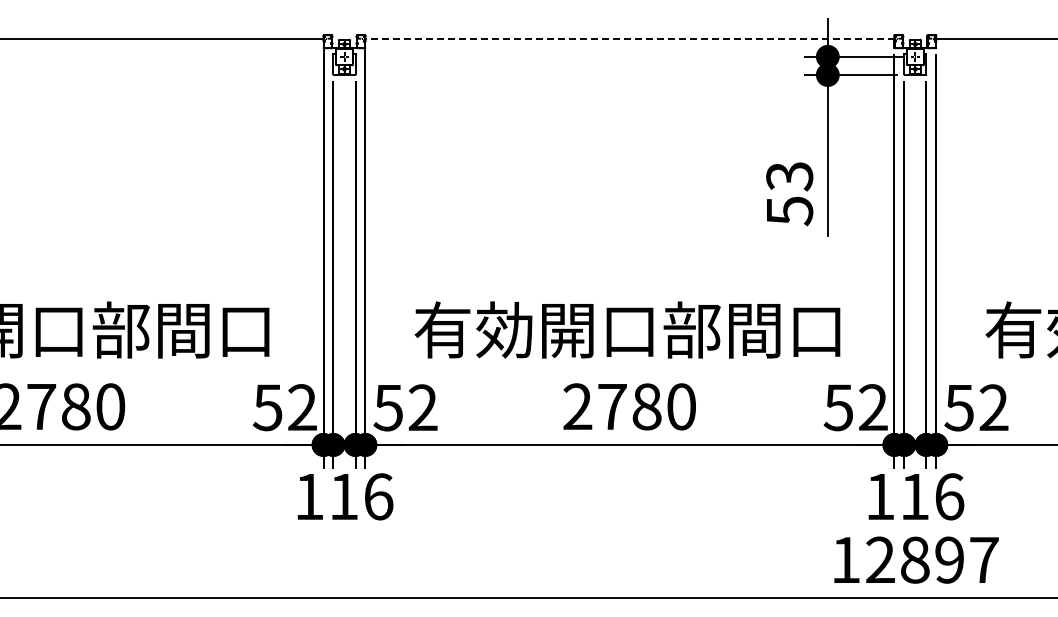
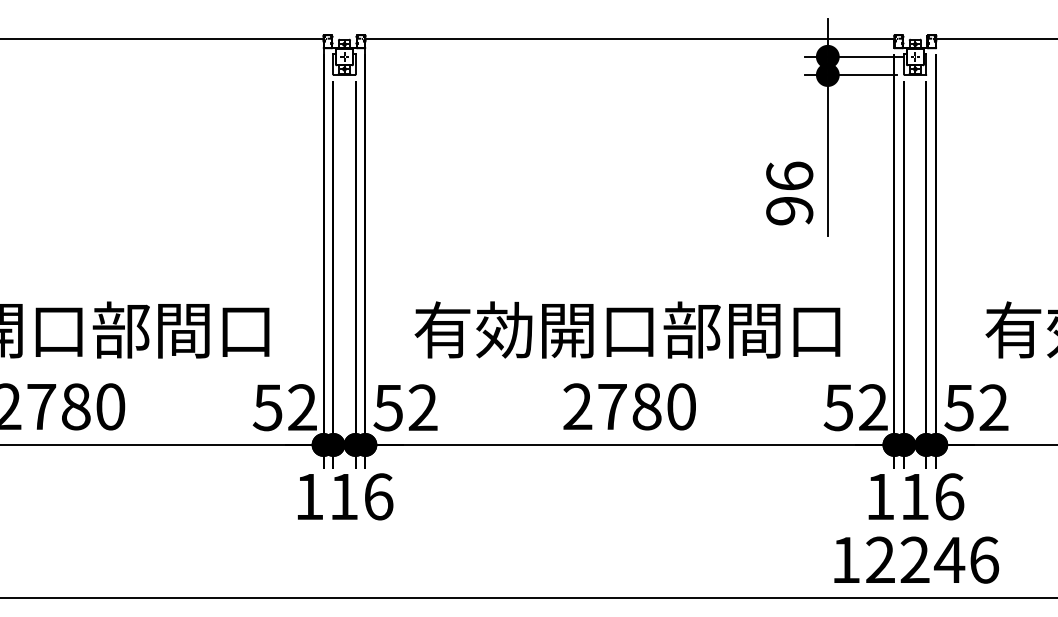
line: dashed -> solid (629, 38)
text: 53 -> 96 (789, 193)
text: 12897 -> 12246 (949, 559)
